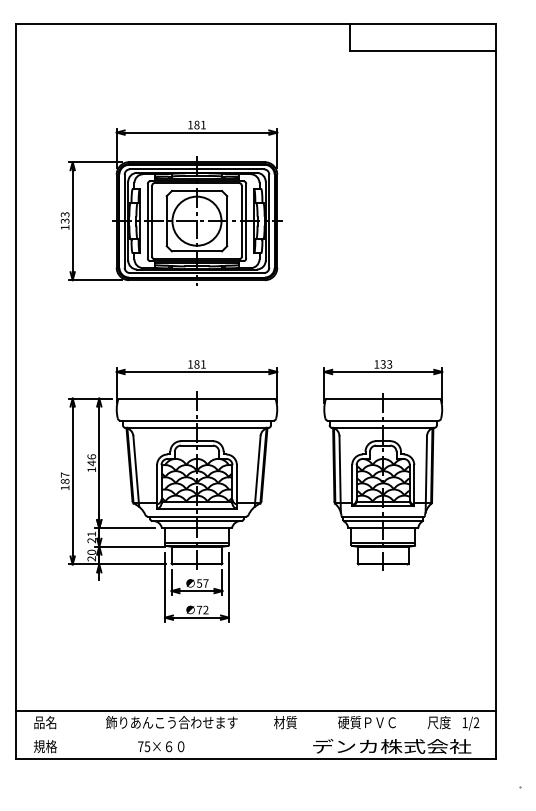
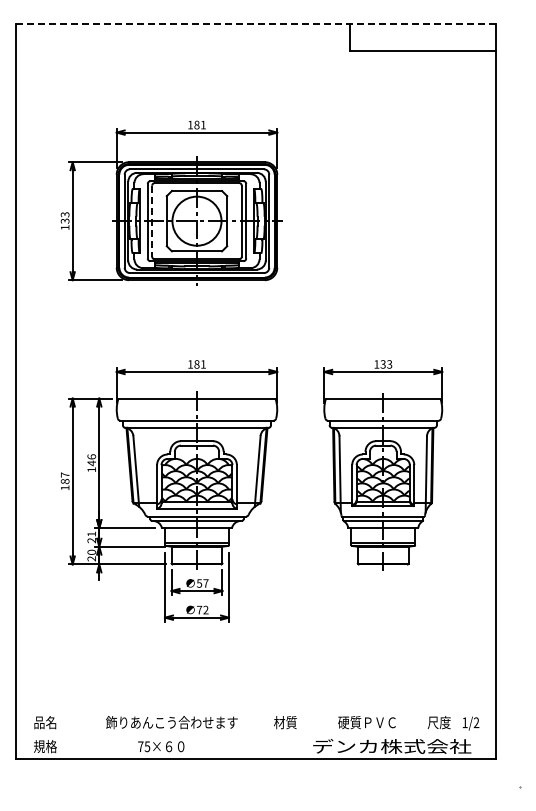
line: solid -> dashed (256, 24)
line: solid -> dashed (152, 221)
line: present -> none (255, 710)
